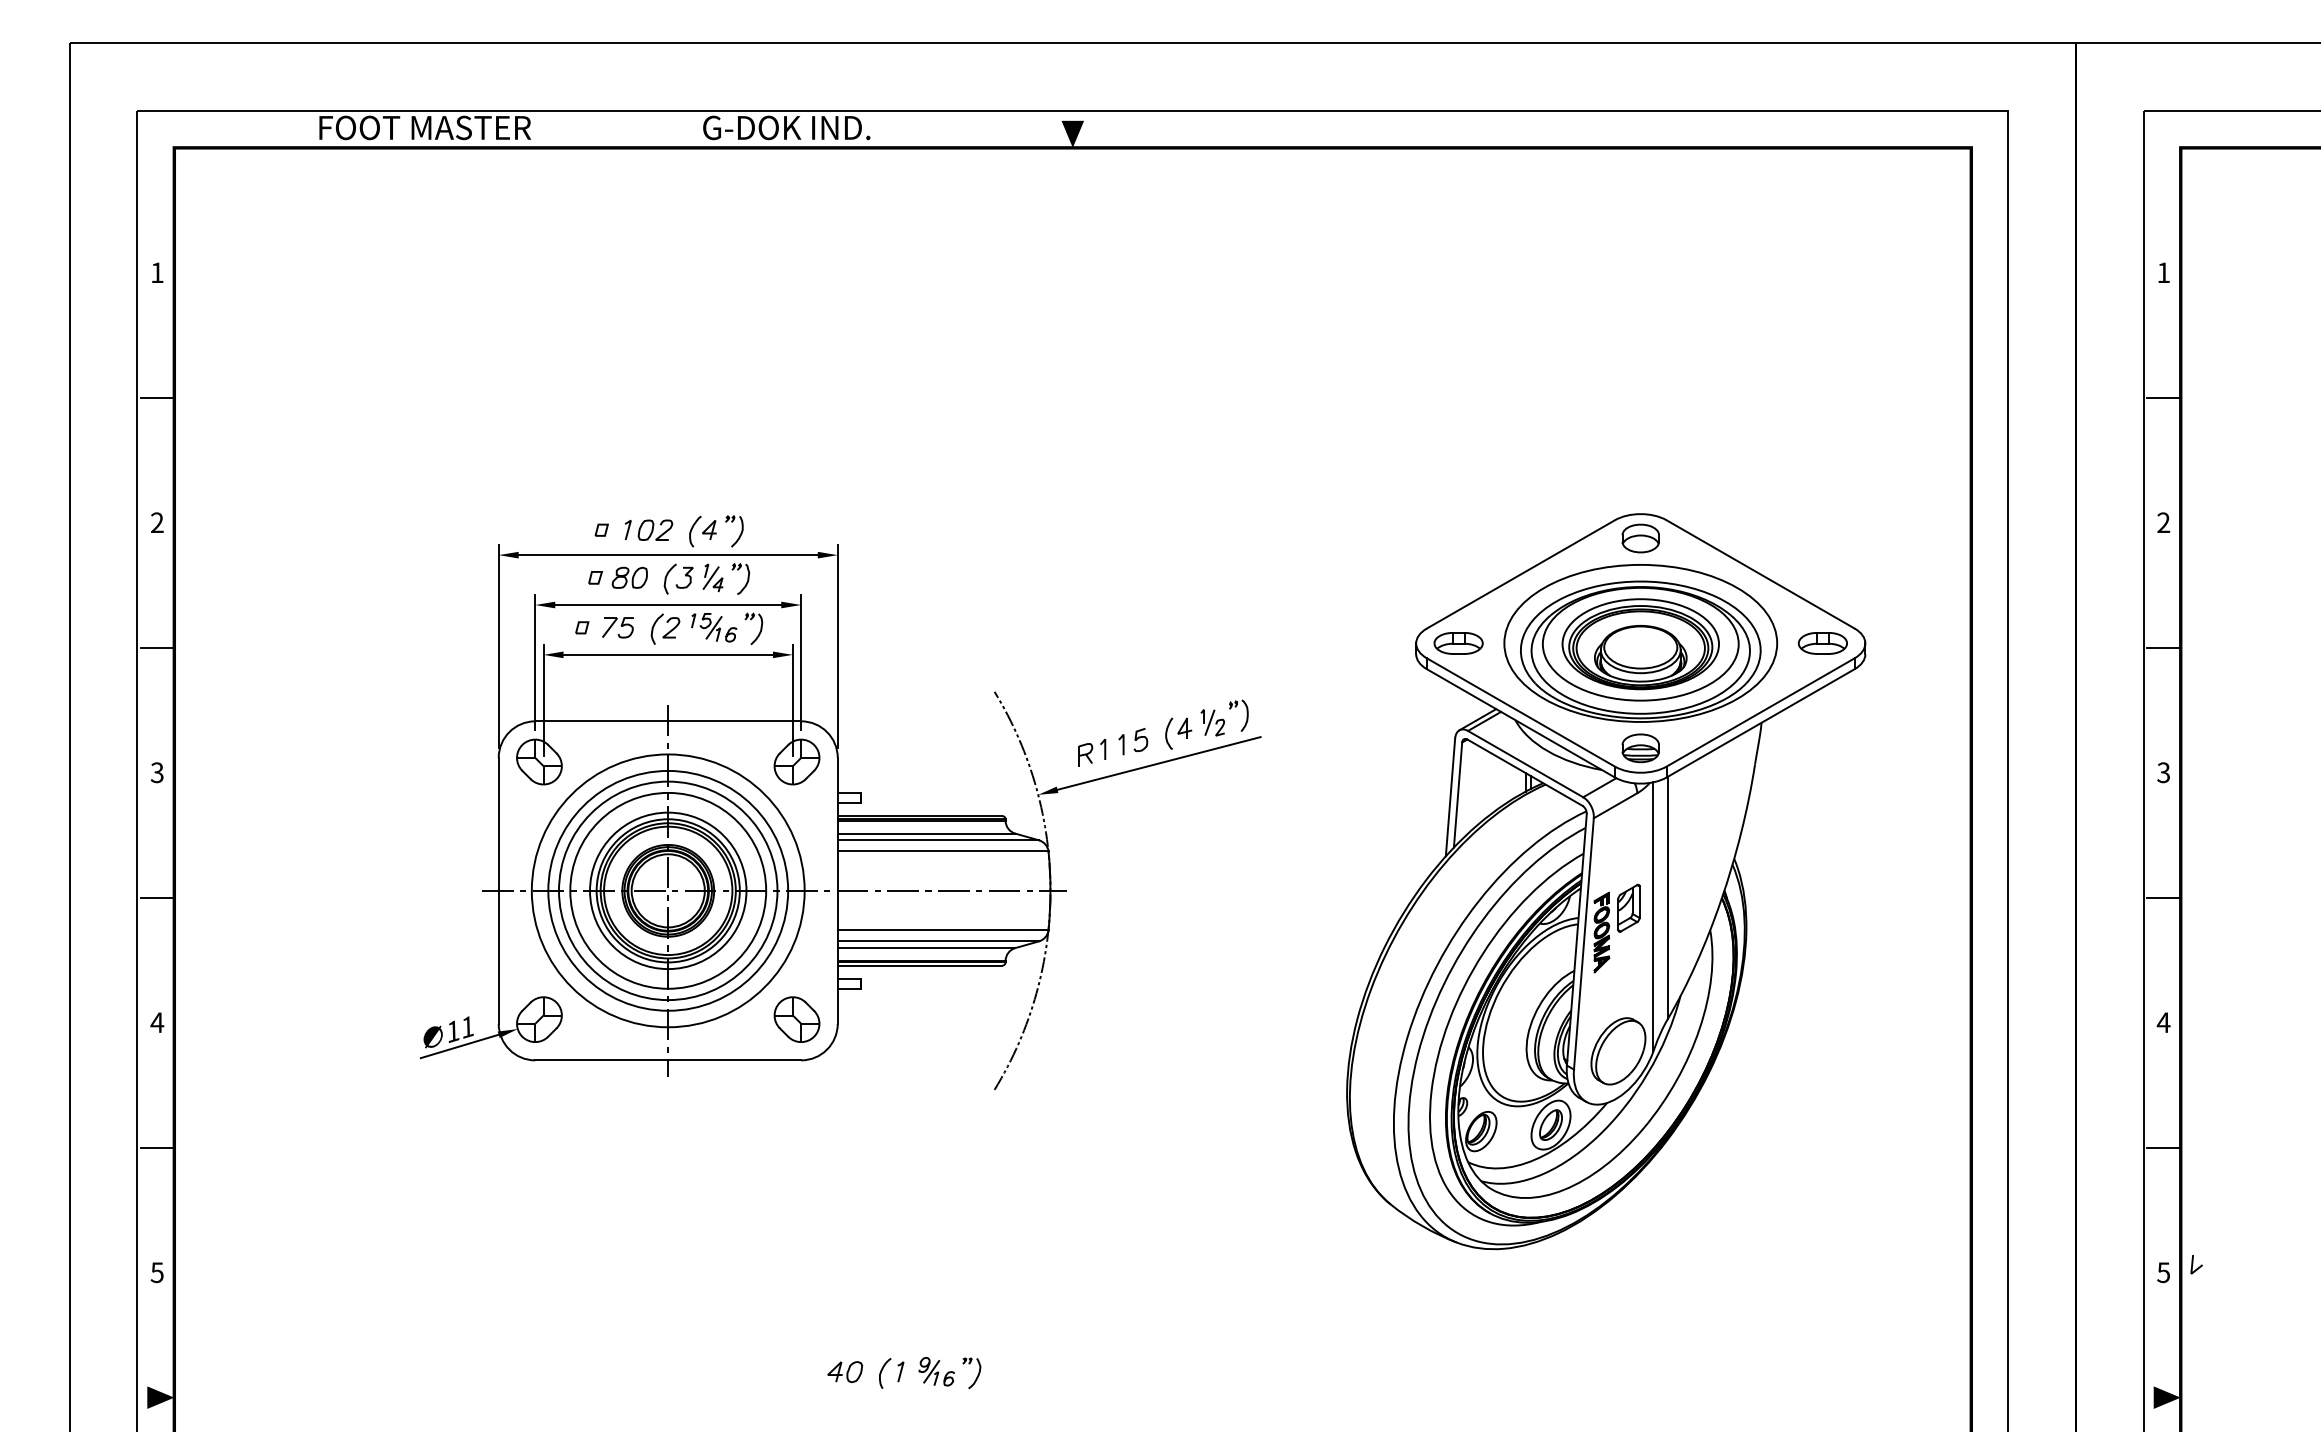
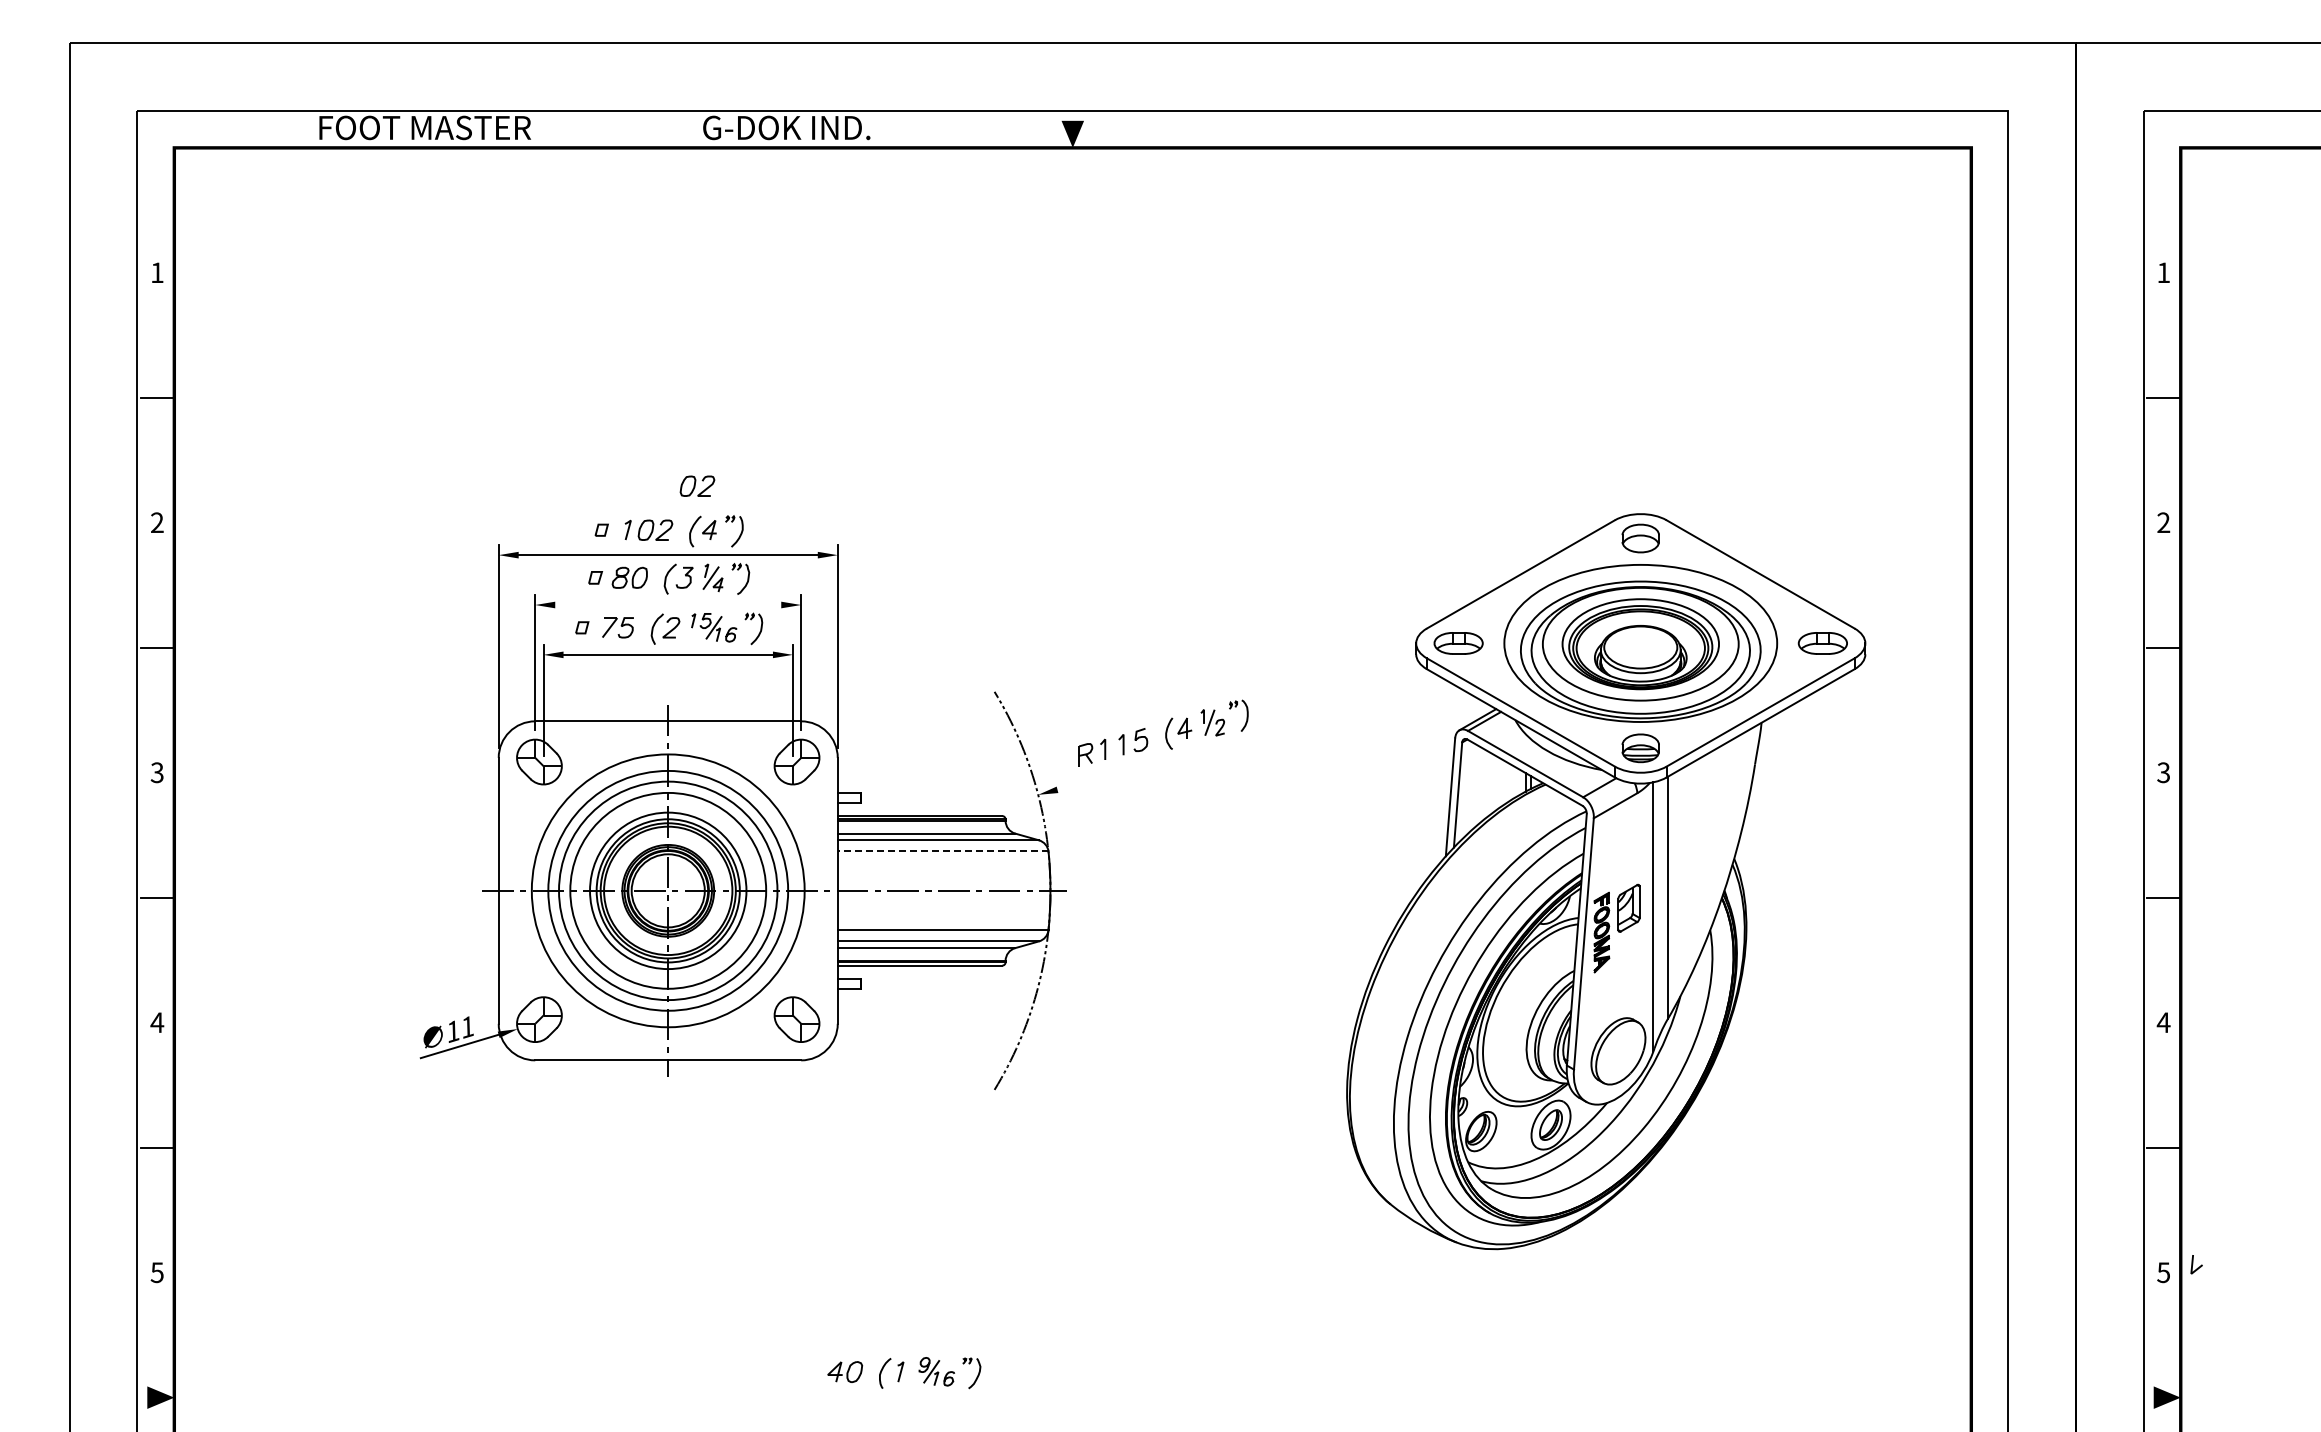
part: none -> present (697, 485)
line: present -> none (668, 605)
line: present -> none (1158, 763)
line: solid -> dashed (942, 851)
